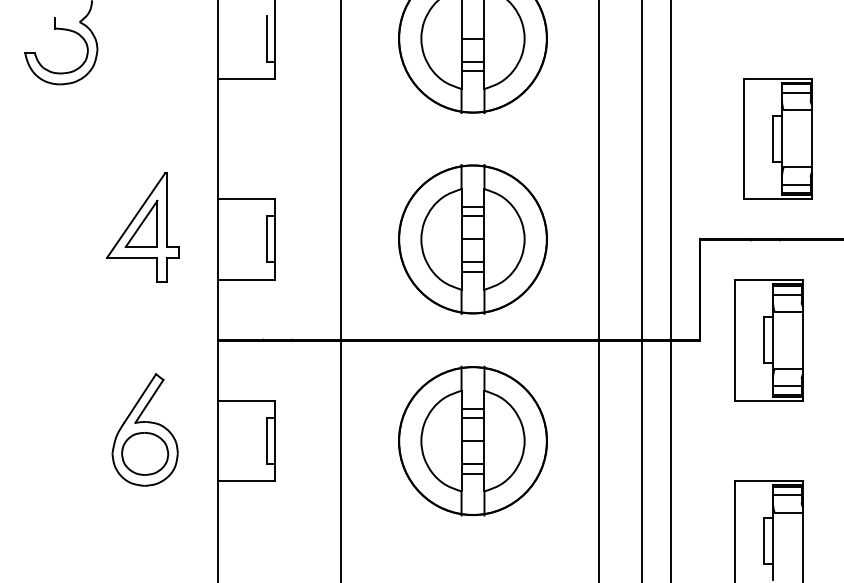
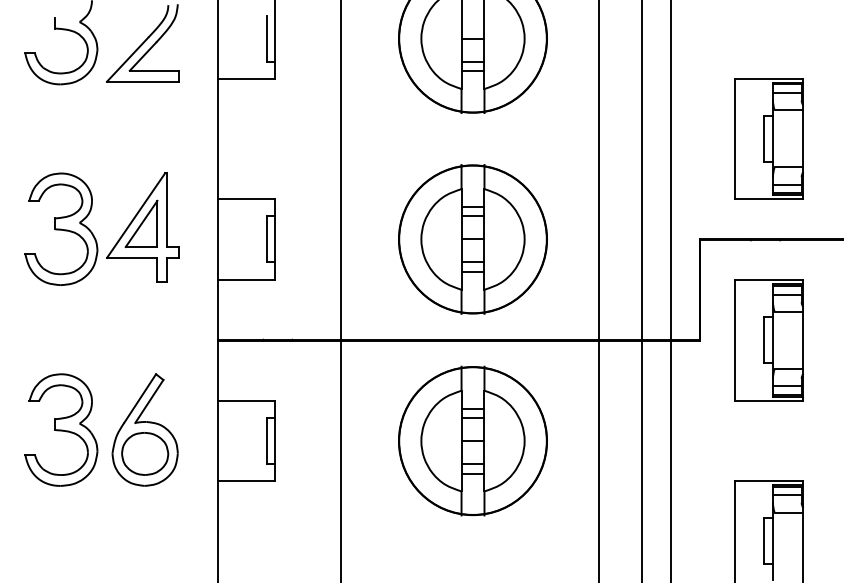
part: none -> present (142, 43)
part position: (777, 138) -> (768, 138) (768, 138)
part: none -> present (61, 228)
part: none -> present (61, 429)
